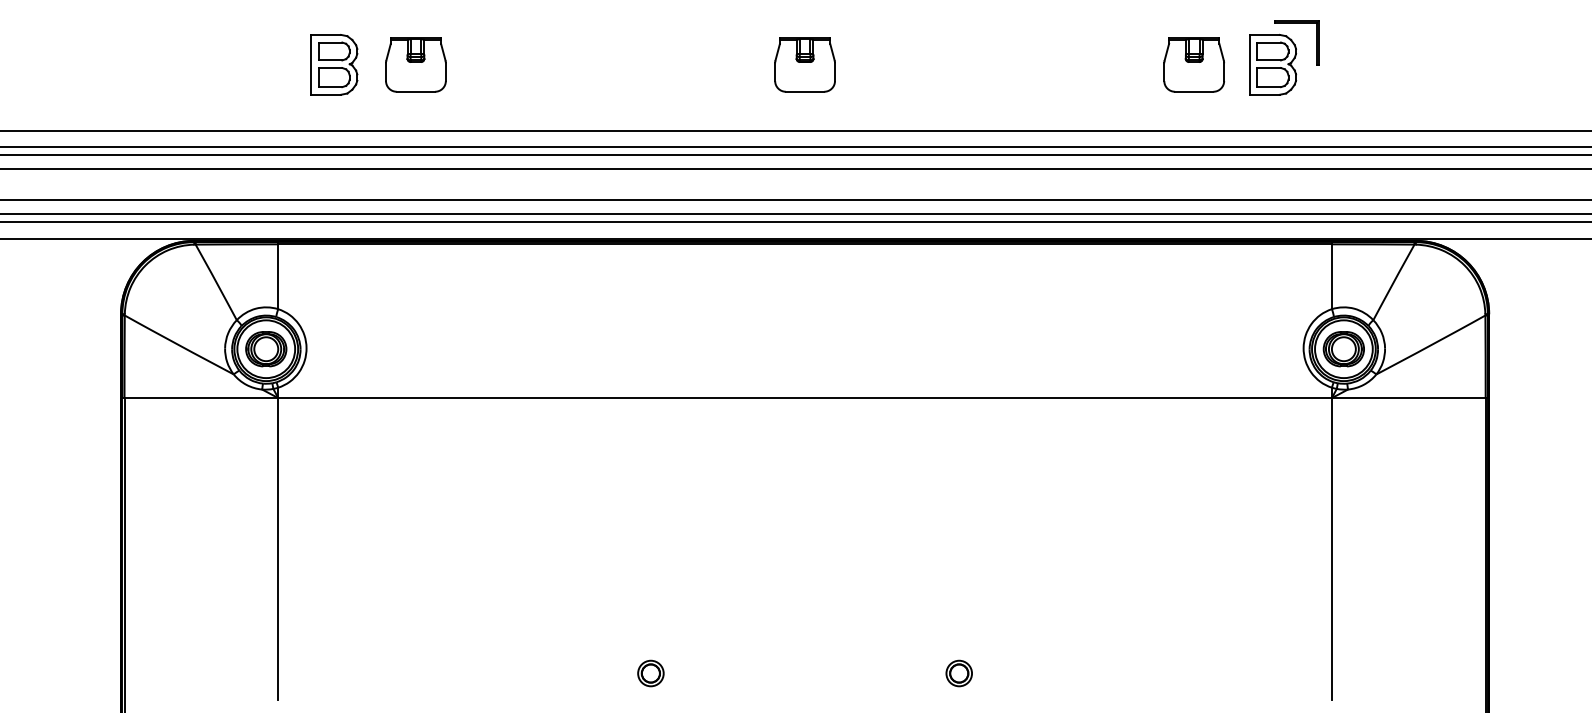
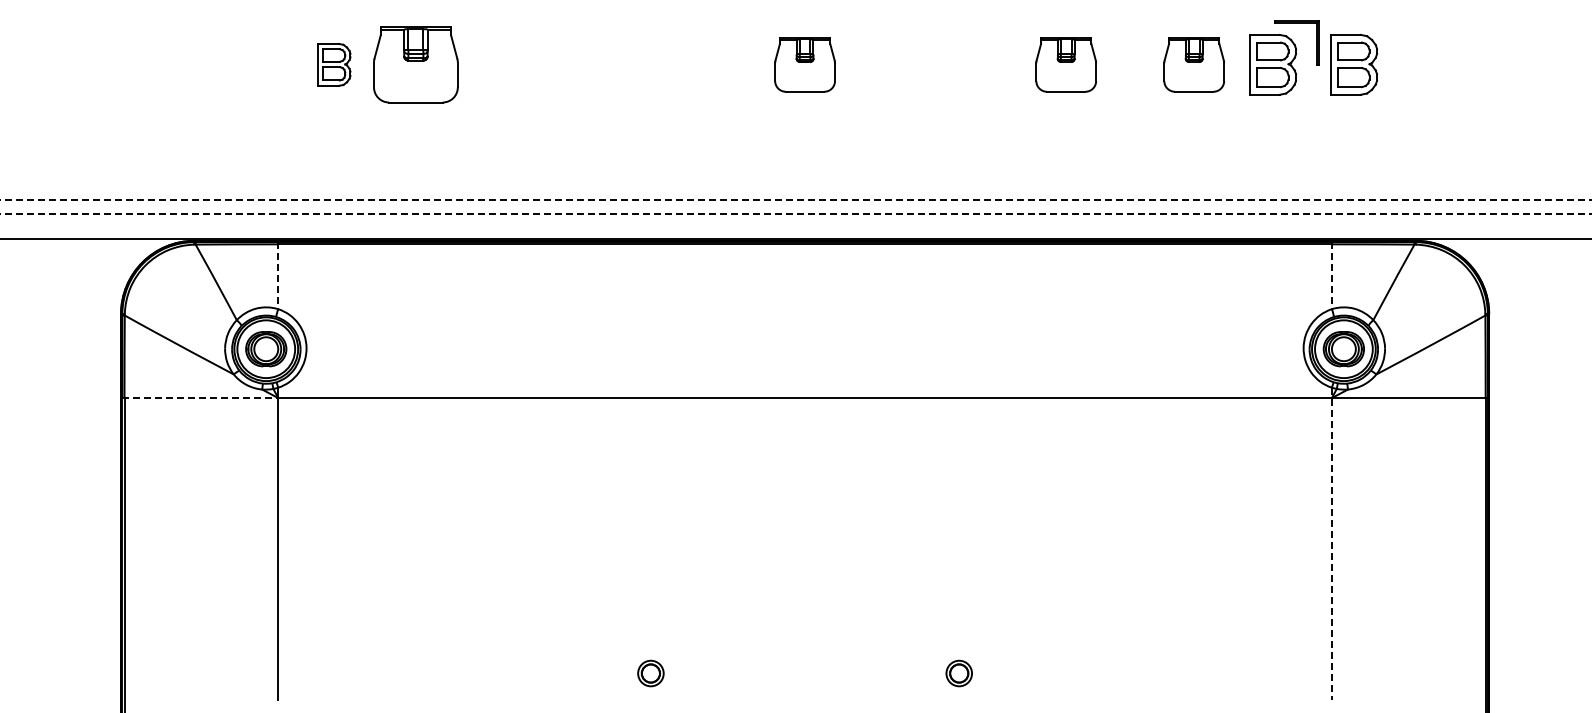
part size: 49x62 px -> 35x44 px (334, 64)
part size: 62x56 px -> 86x78 px (415, 64)
part: none -> present (1065, 64)
part: none -> present (1354, 64)
line: present -> none (795, 130)
line: present -> none (795, 146)
line: present -> none (795, 155)
line: present -> none (795, 169)
line: solid -> dashed (795, 200)
line: solid -> dashed (795, 213)
line: present -> none (795, 222)
line: solid -> dashed (278, 276)
line: solid -> dashed (1331, 276)
line: solid -> dashed (200, 398)
line: solid -> dashed (1331, 543)
